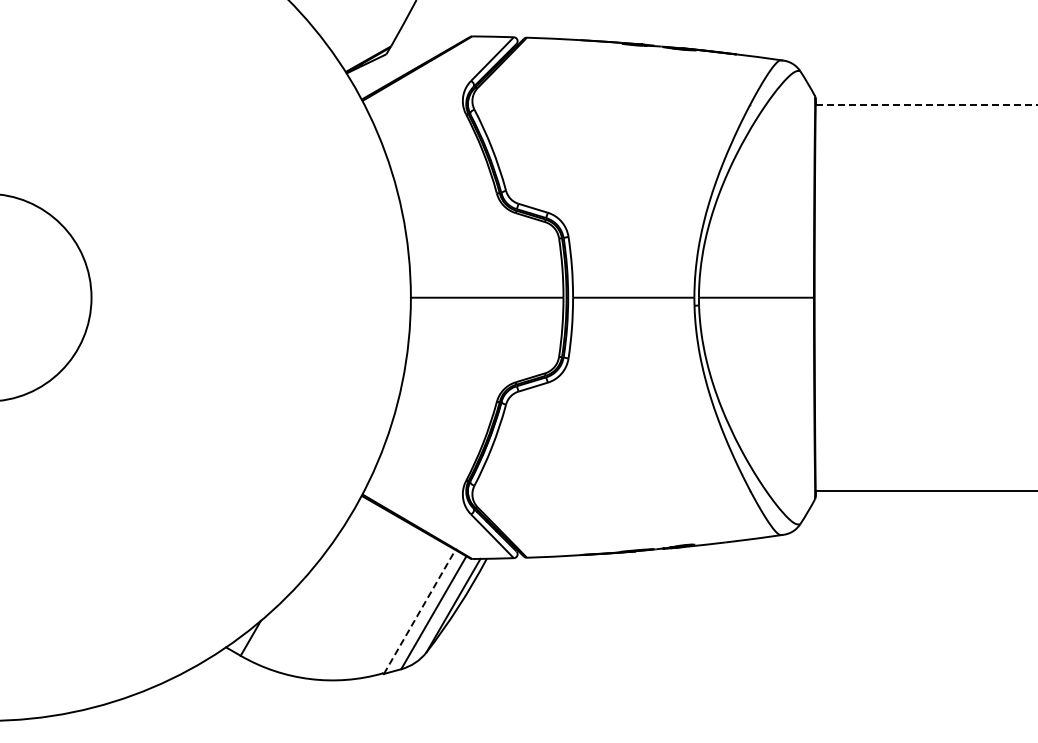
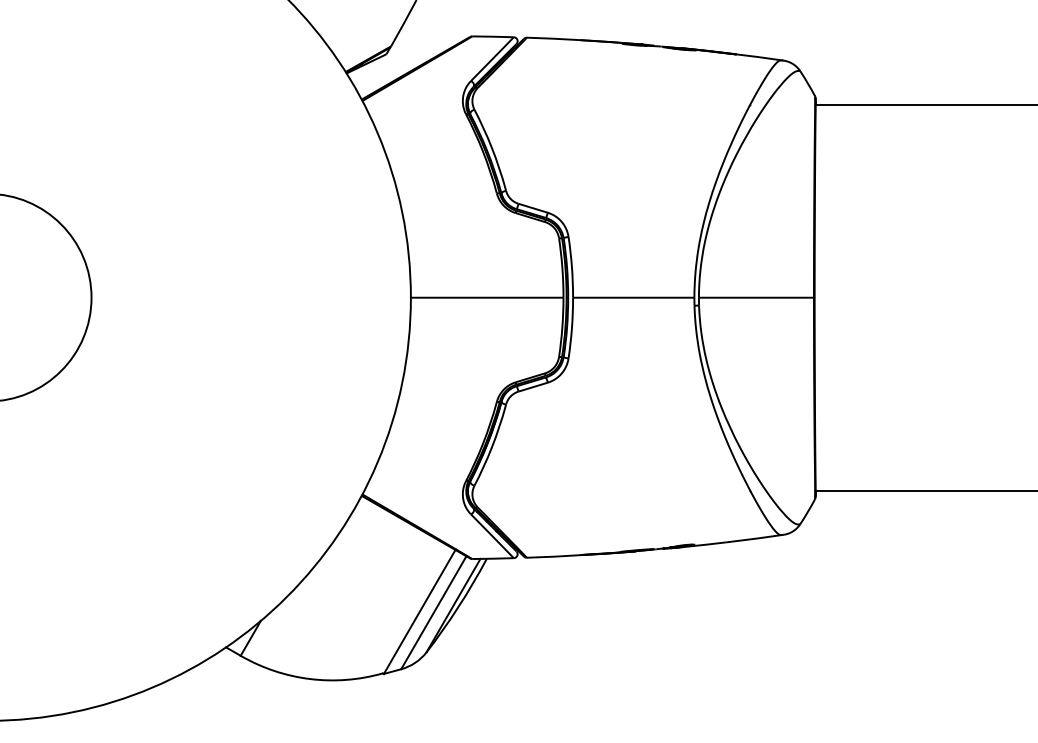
line: dashed -> solid (926, 104)
line: dashed -> solid (419, 611)
